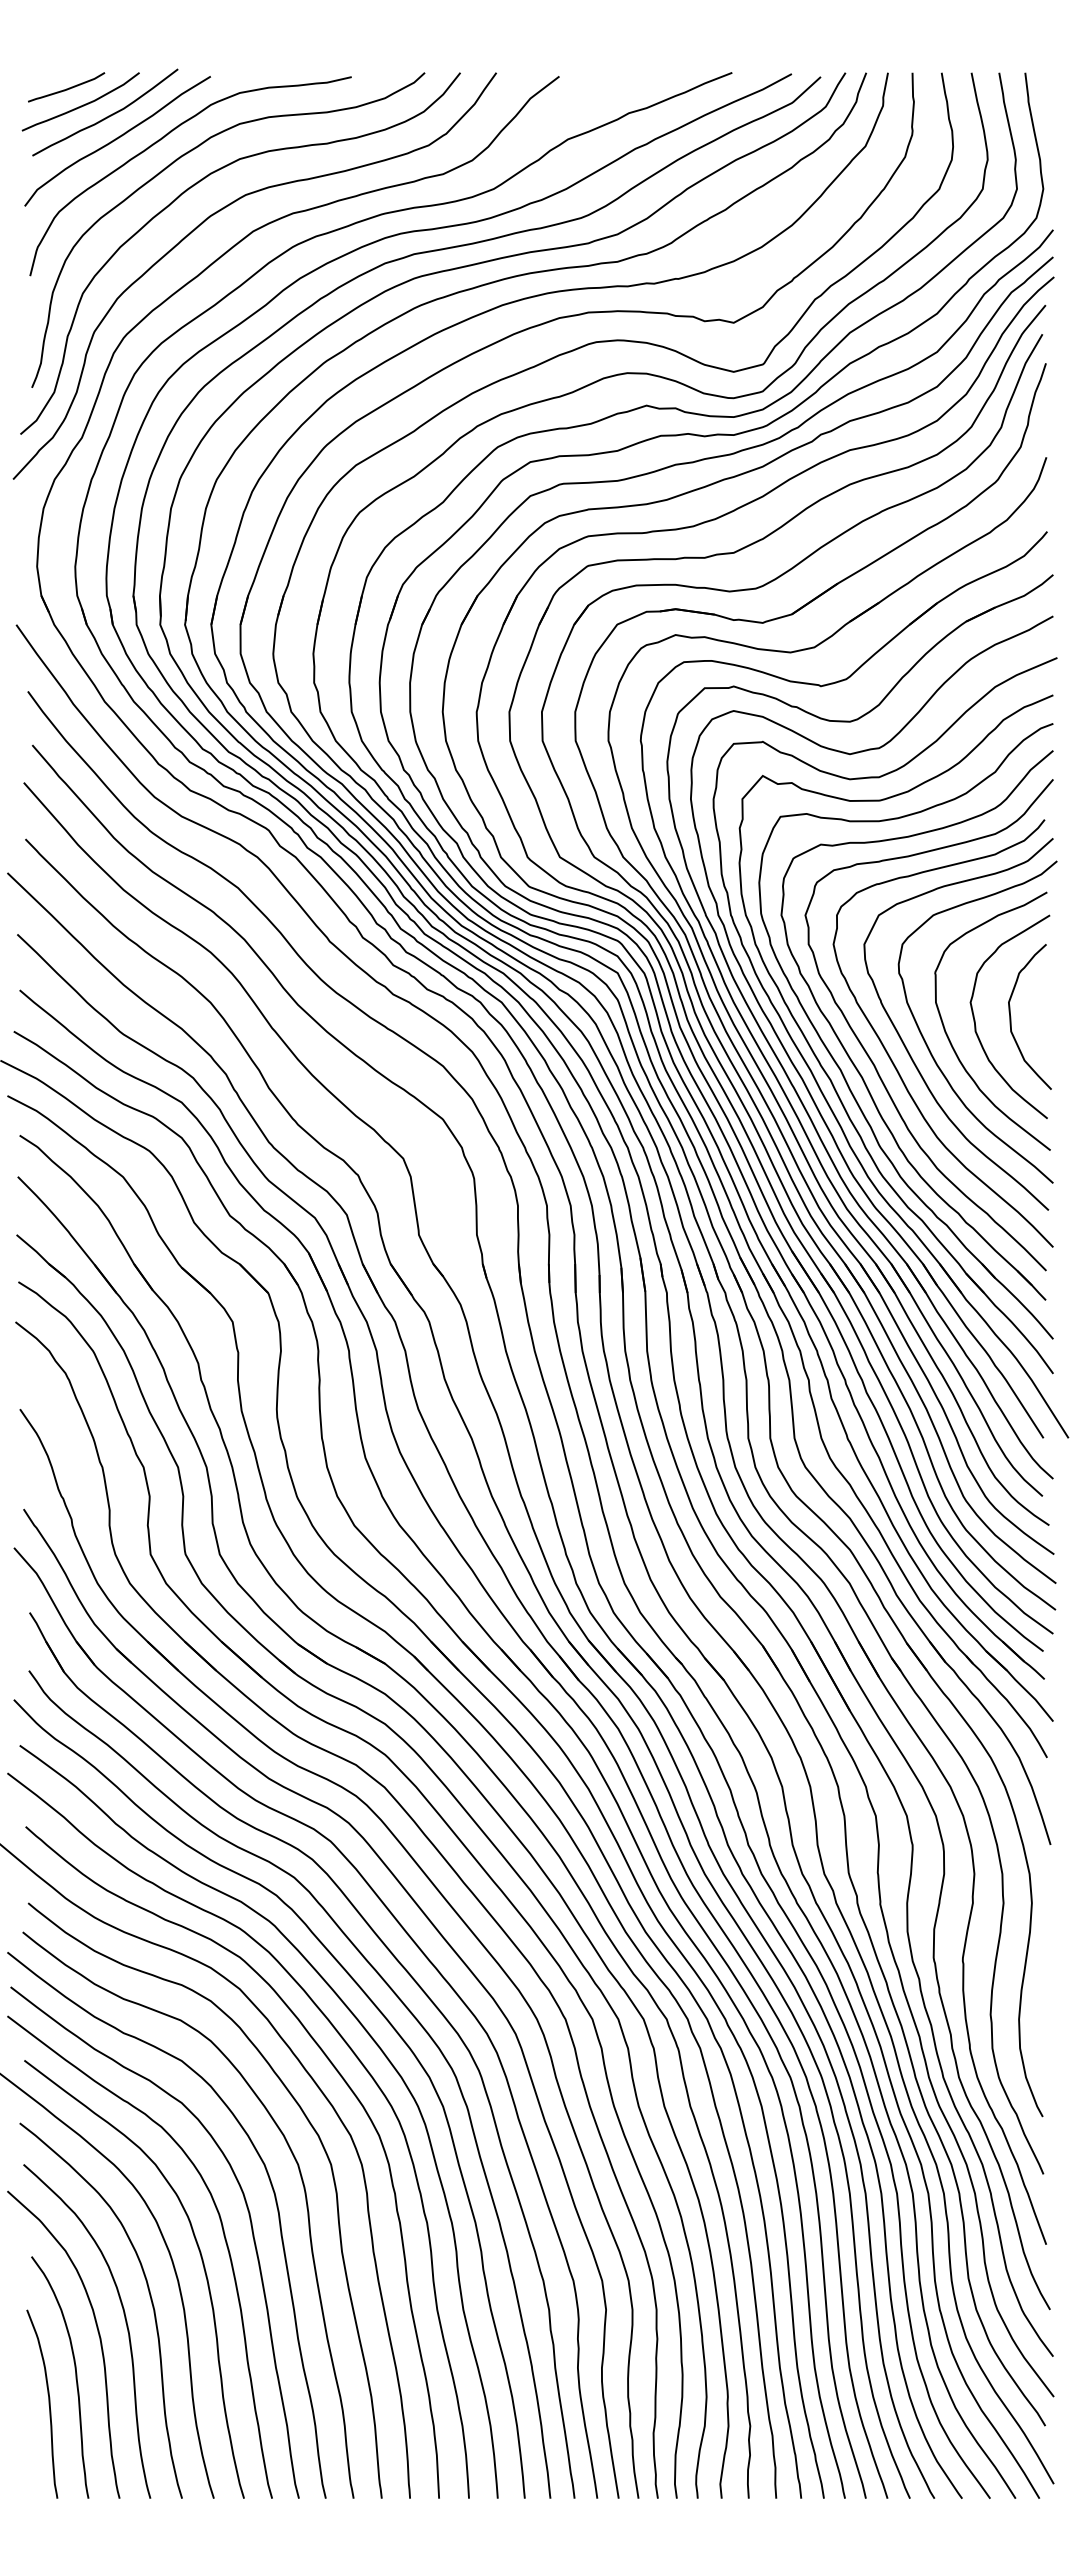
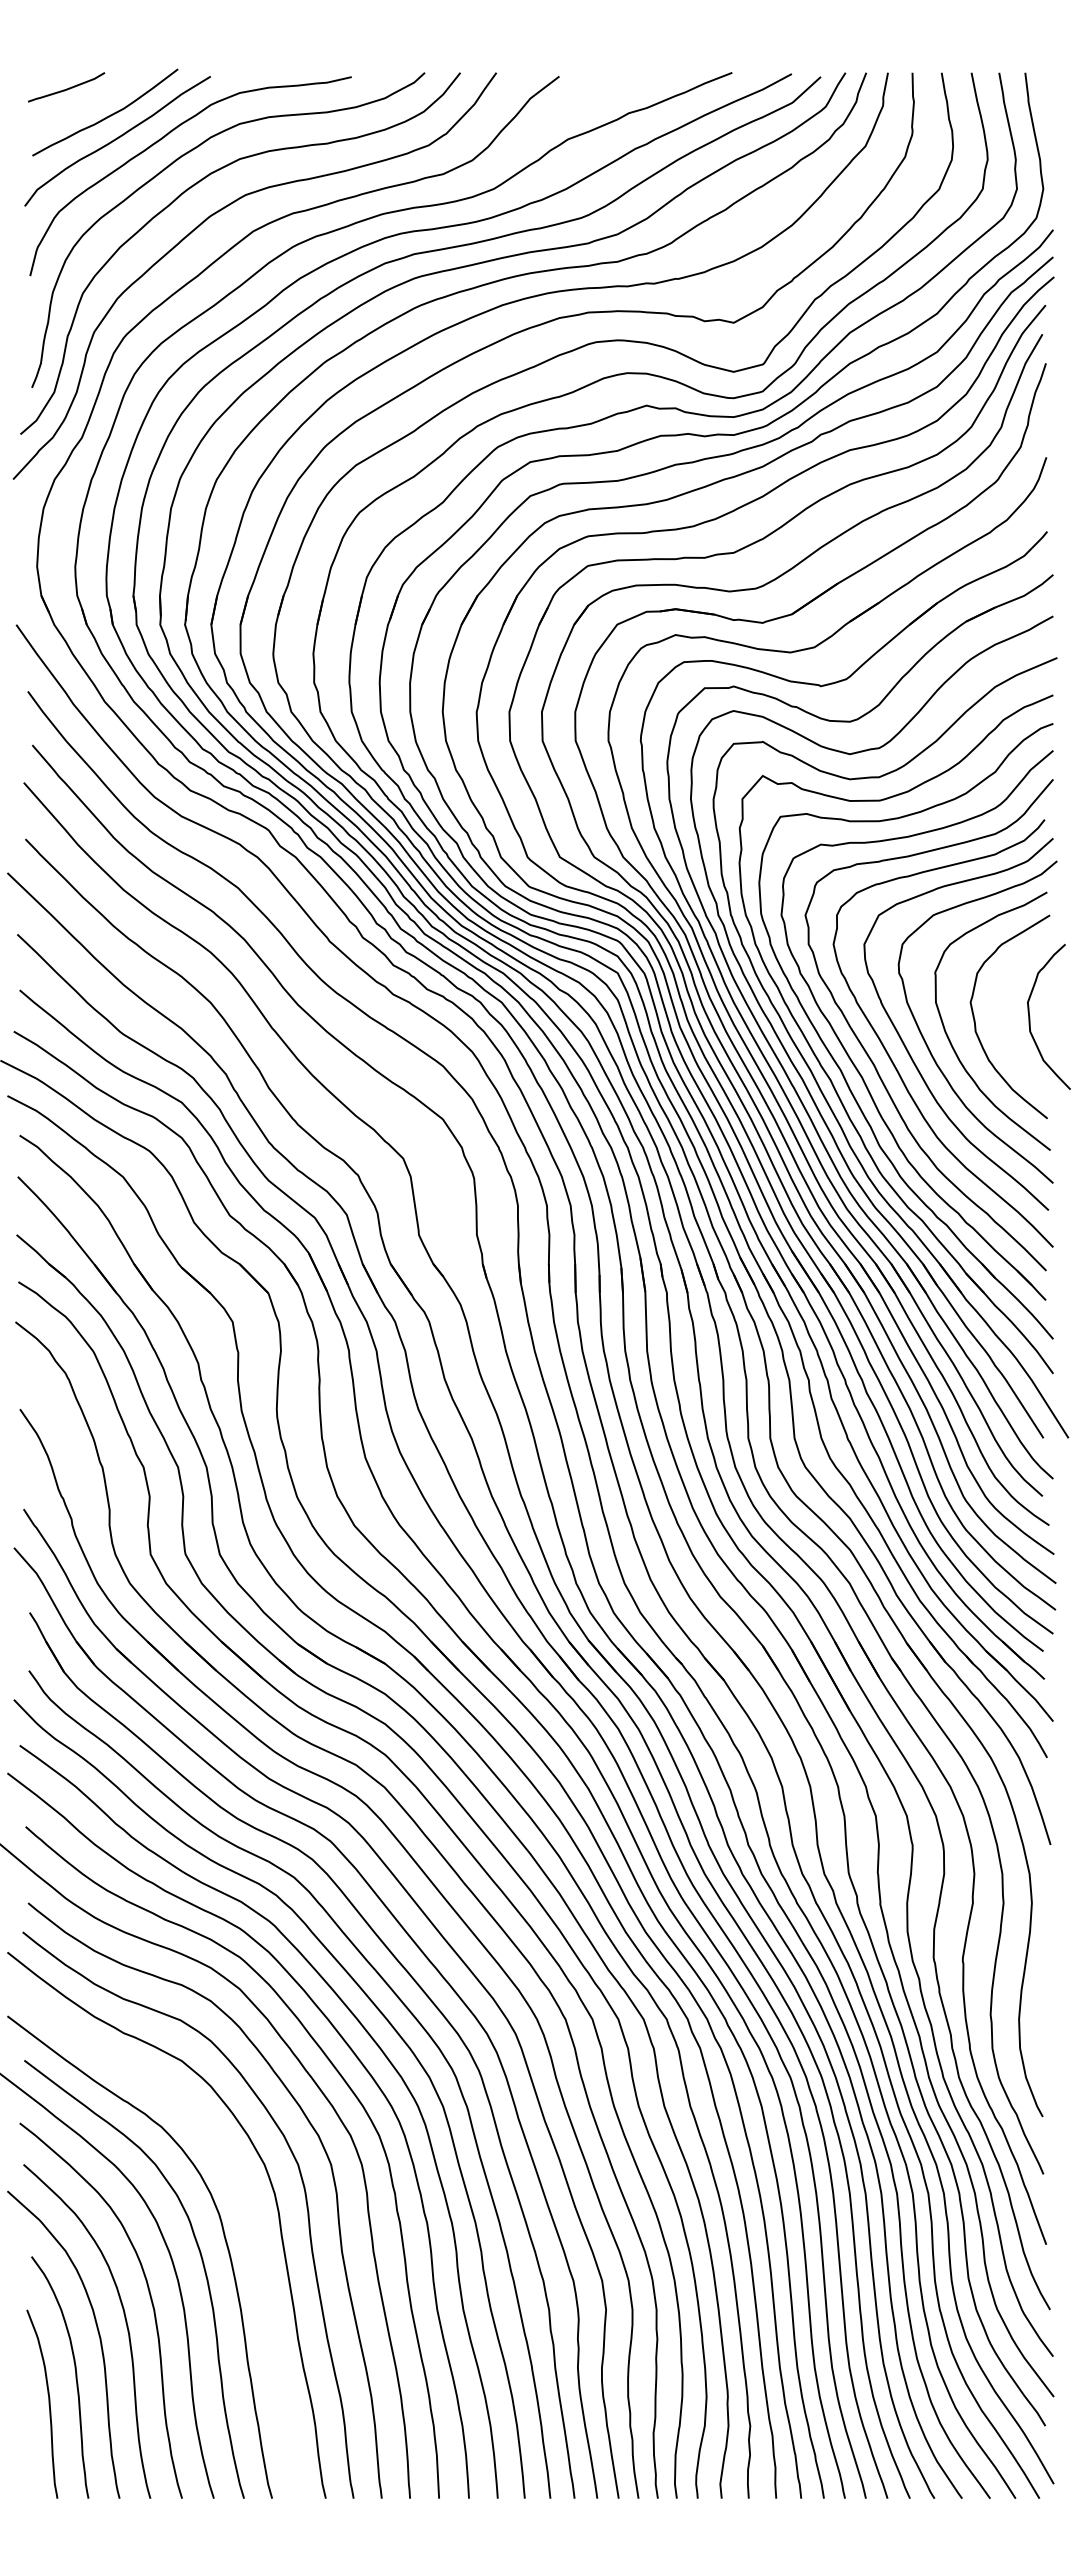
curve: present -> none (80, 105)
curve position: (1011, 1016) -> (1030, 1016) (1030, 1016)
curve: present -> none (250, 2225)
